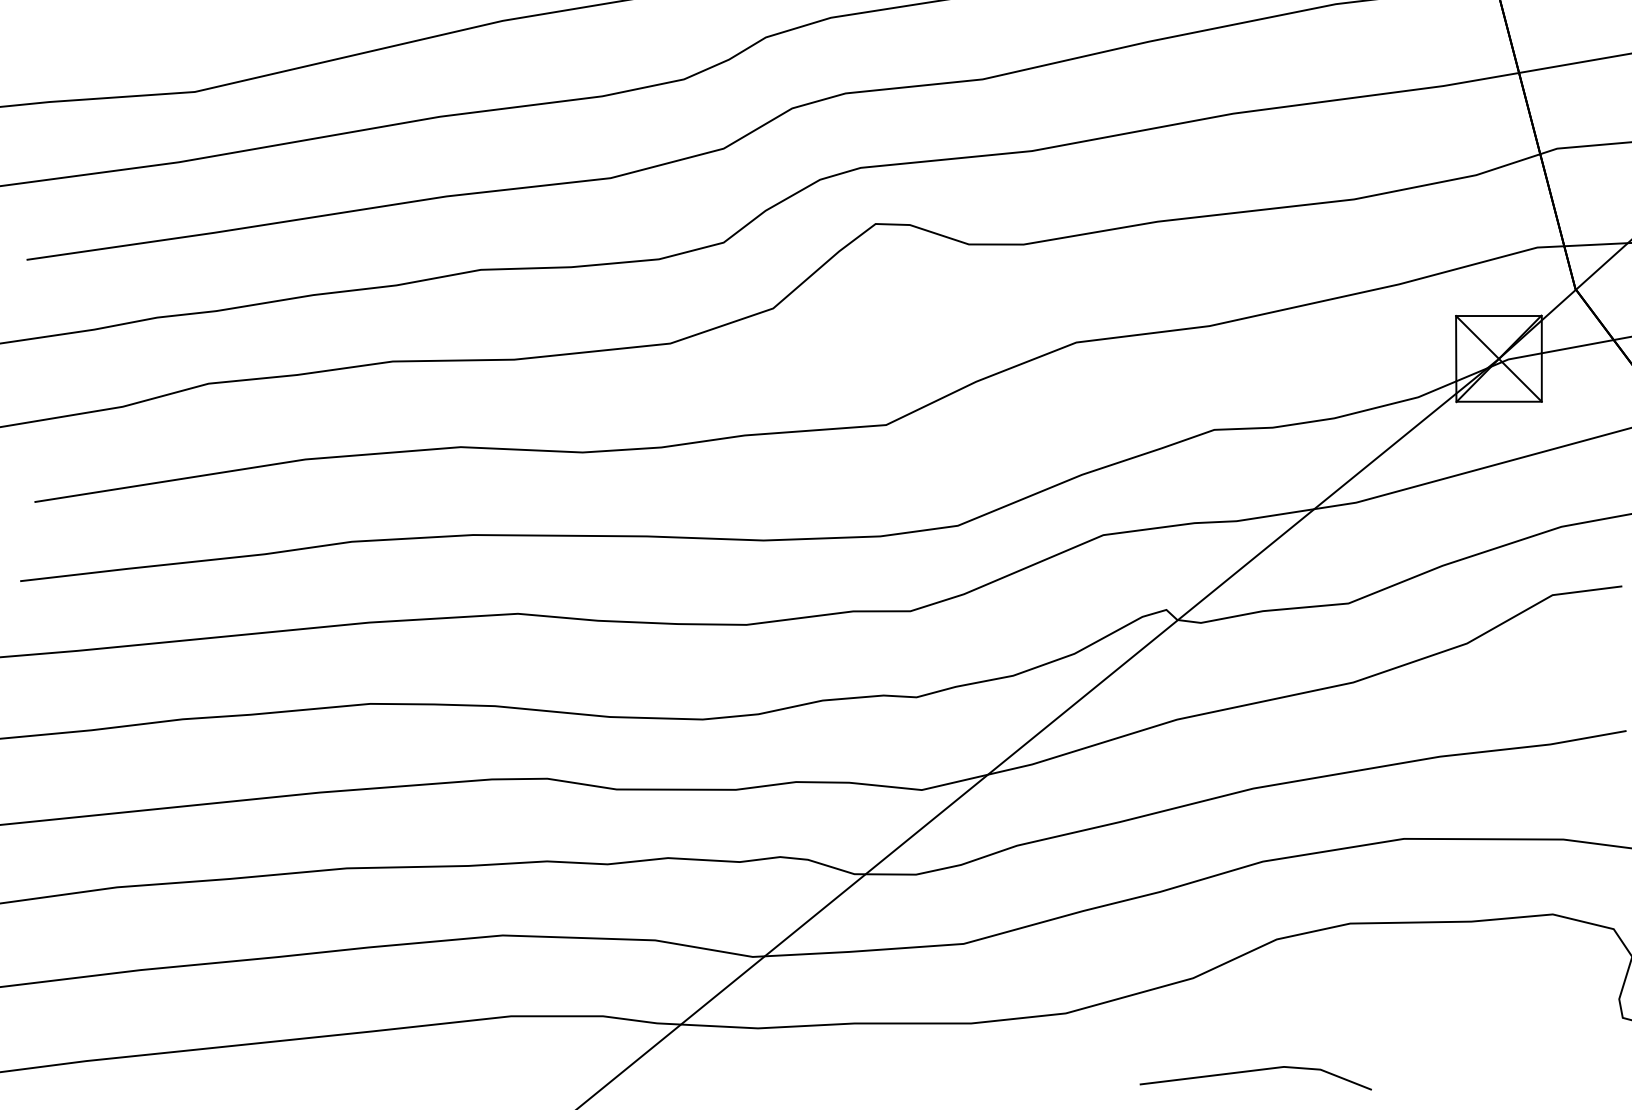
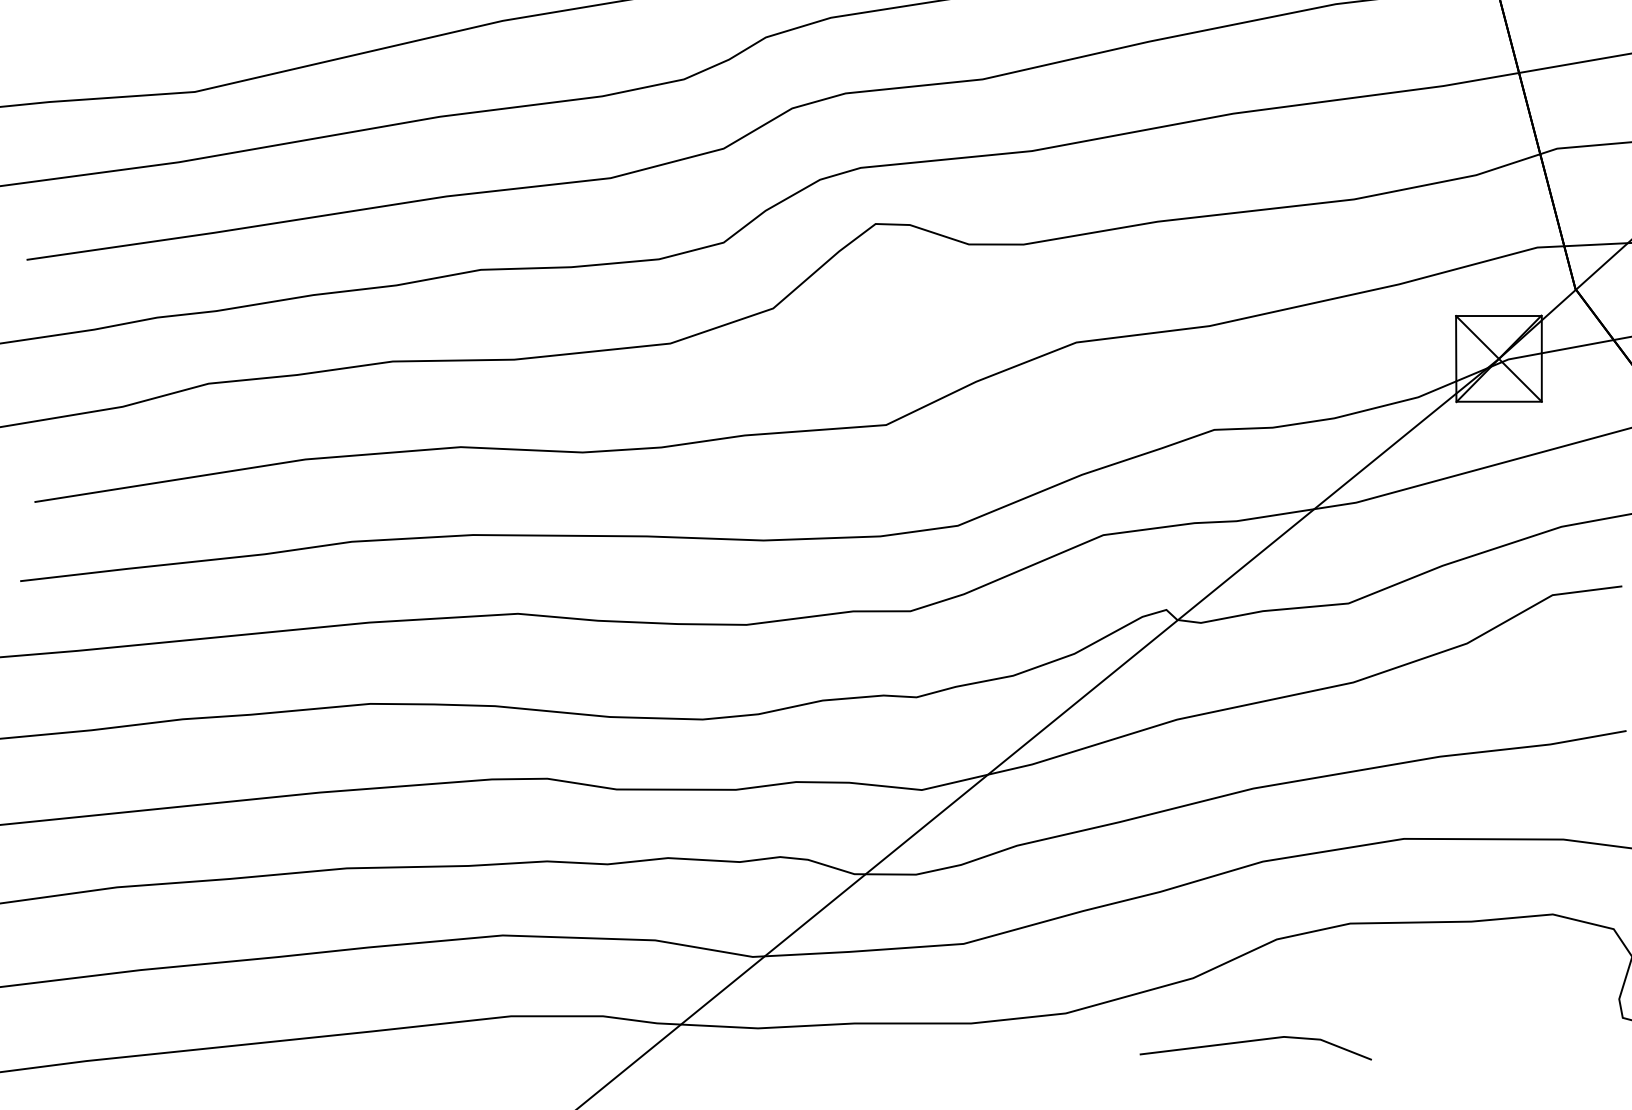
line position: (1255, 1071) -> (1255, 1041) (1255, 1041)
